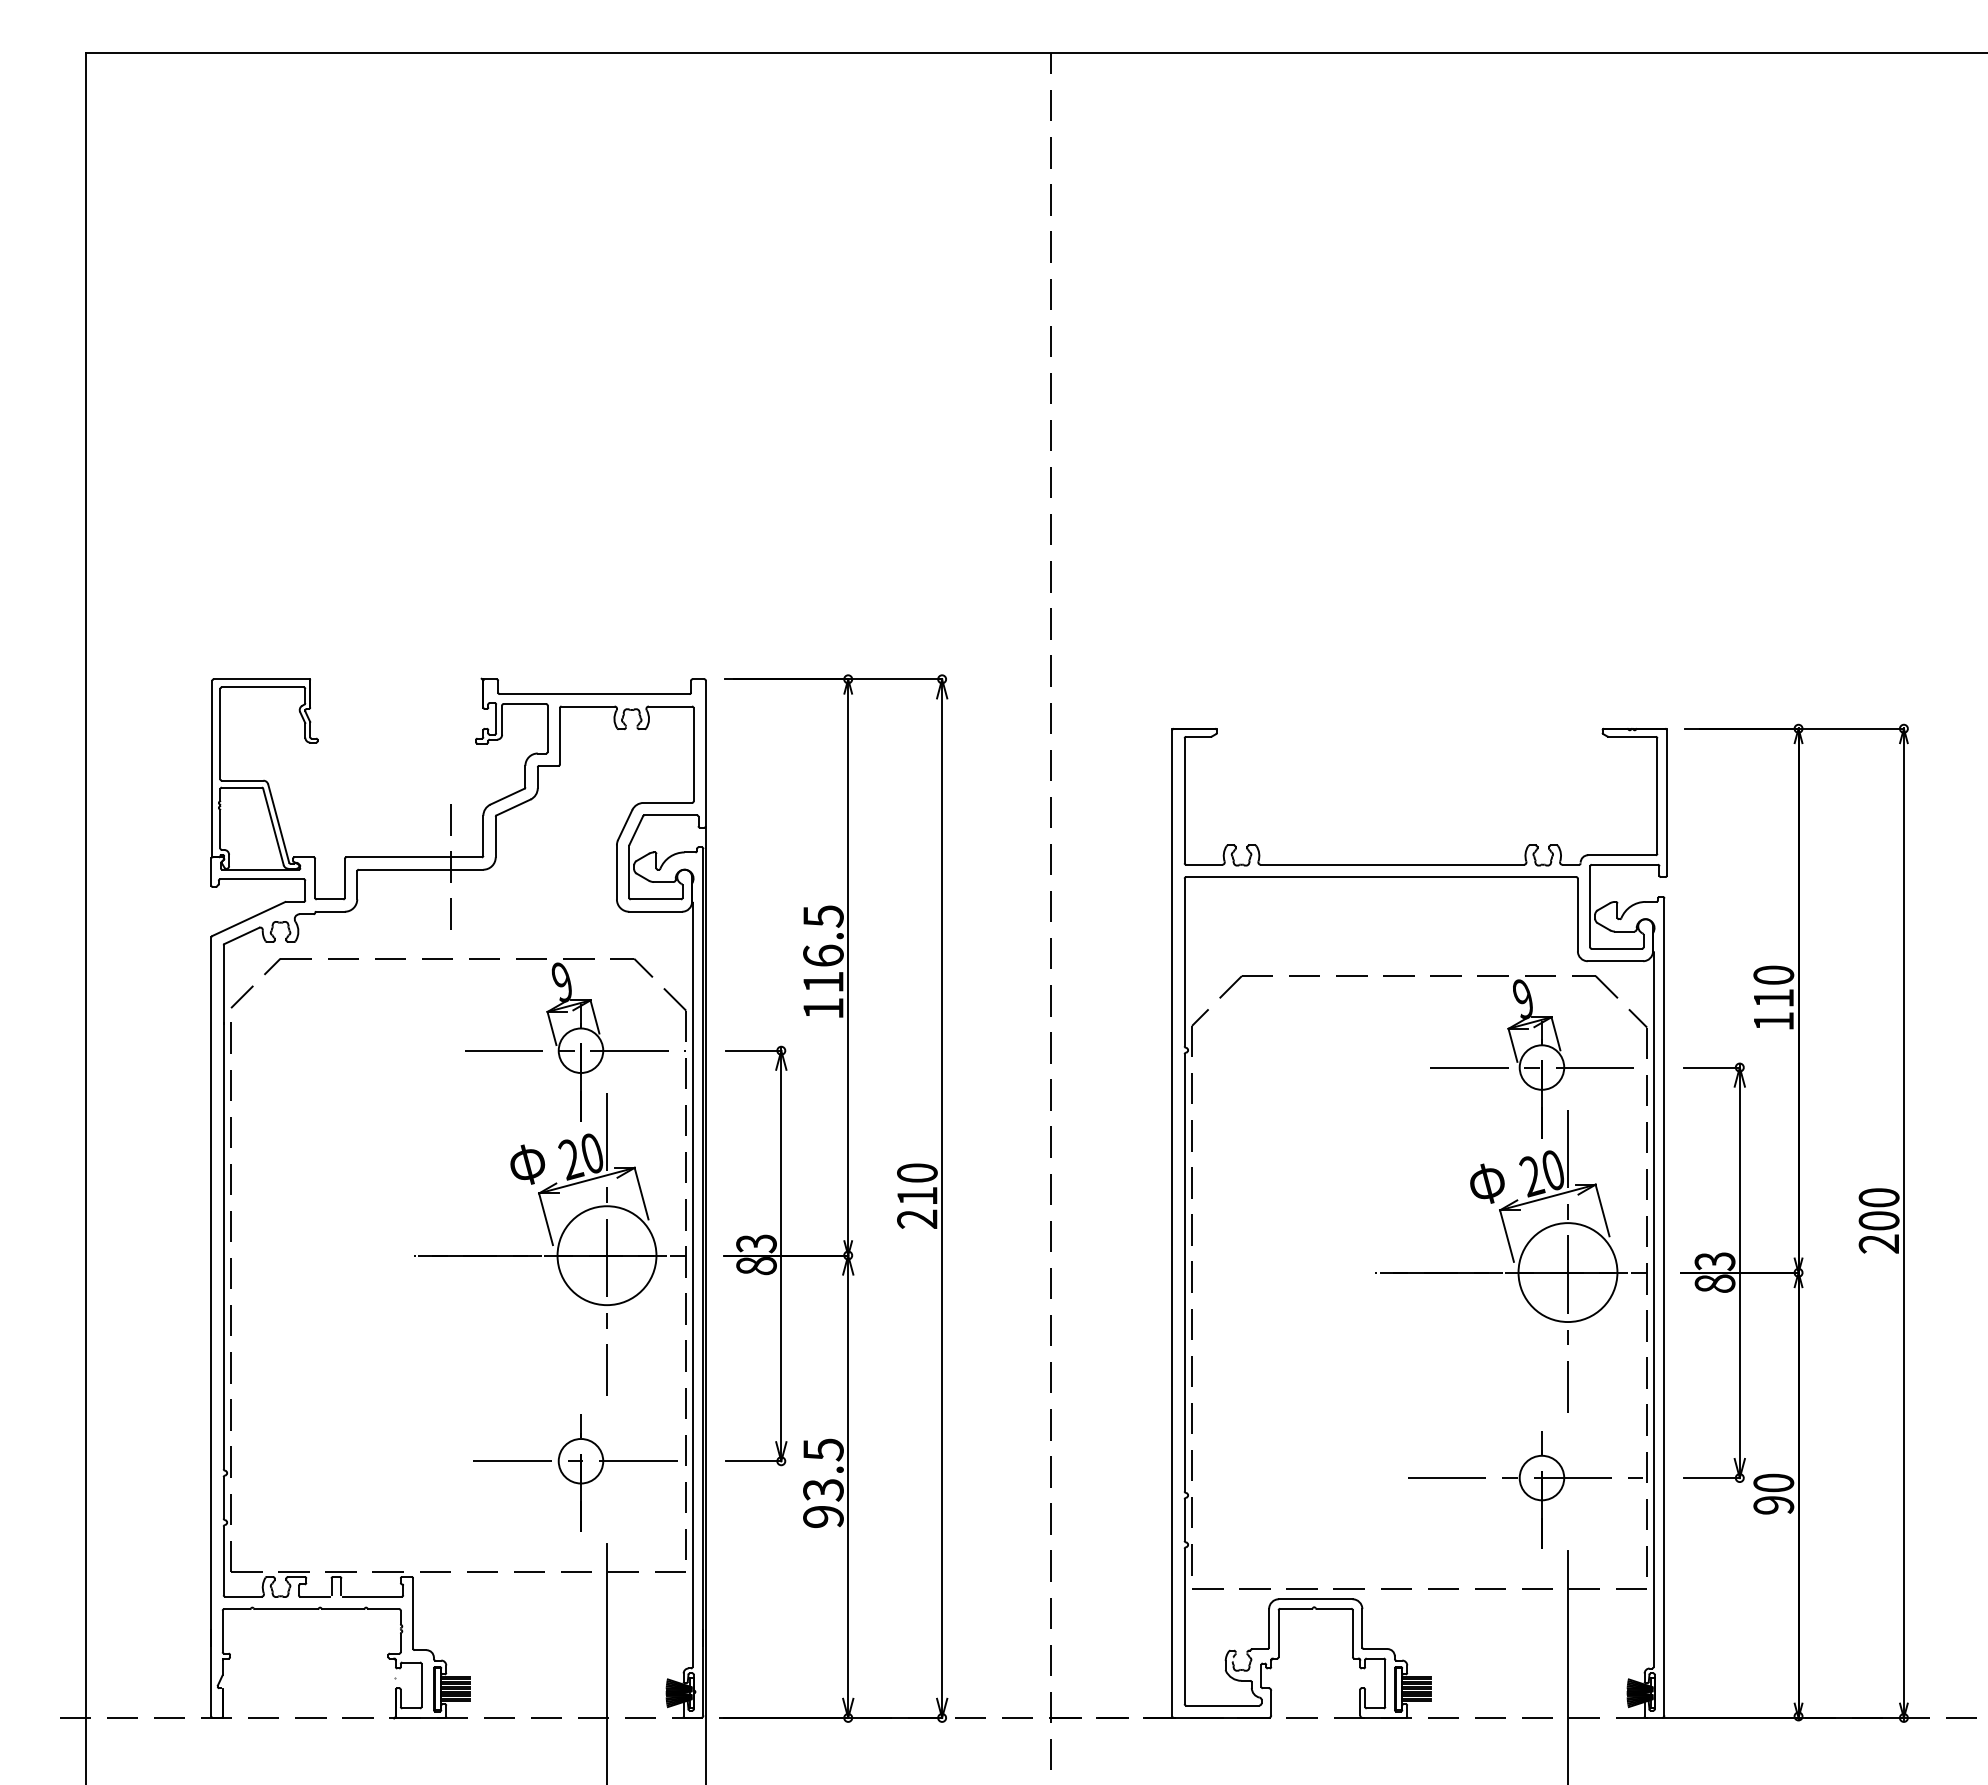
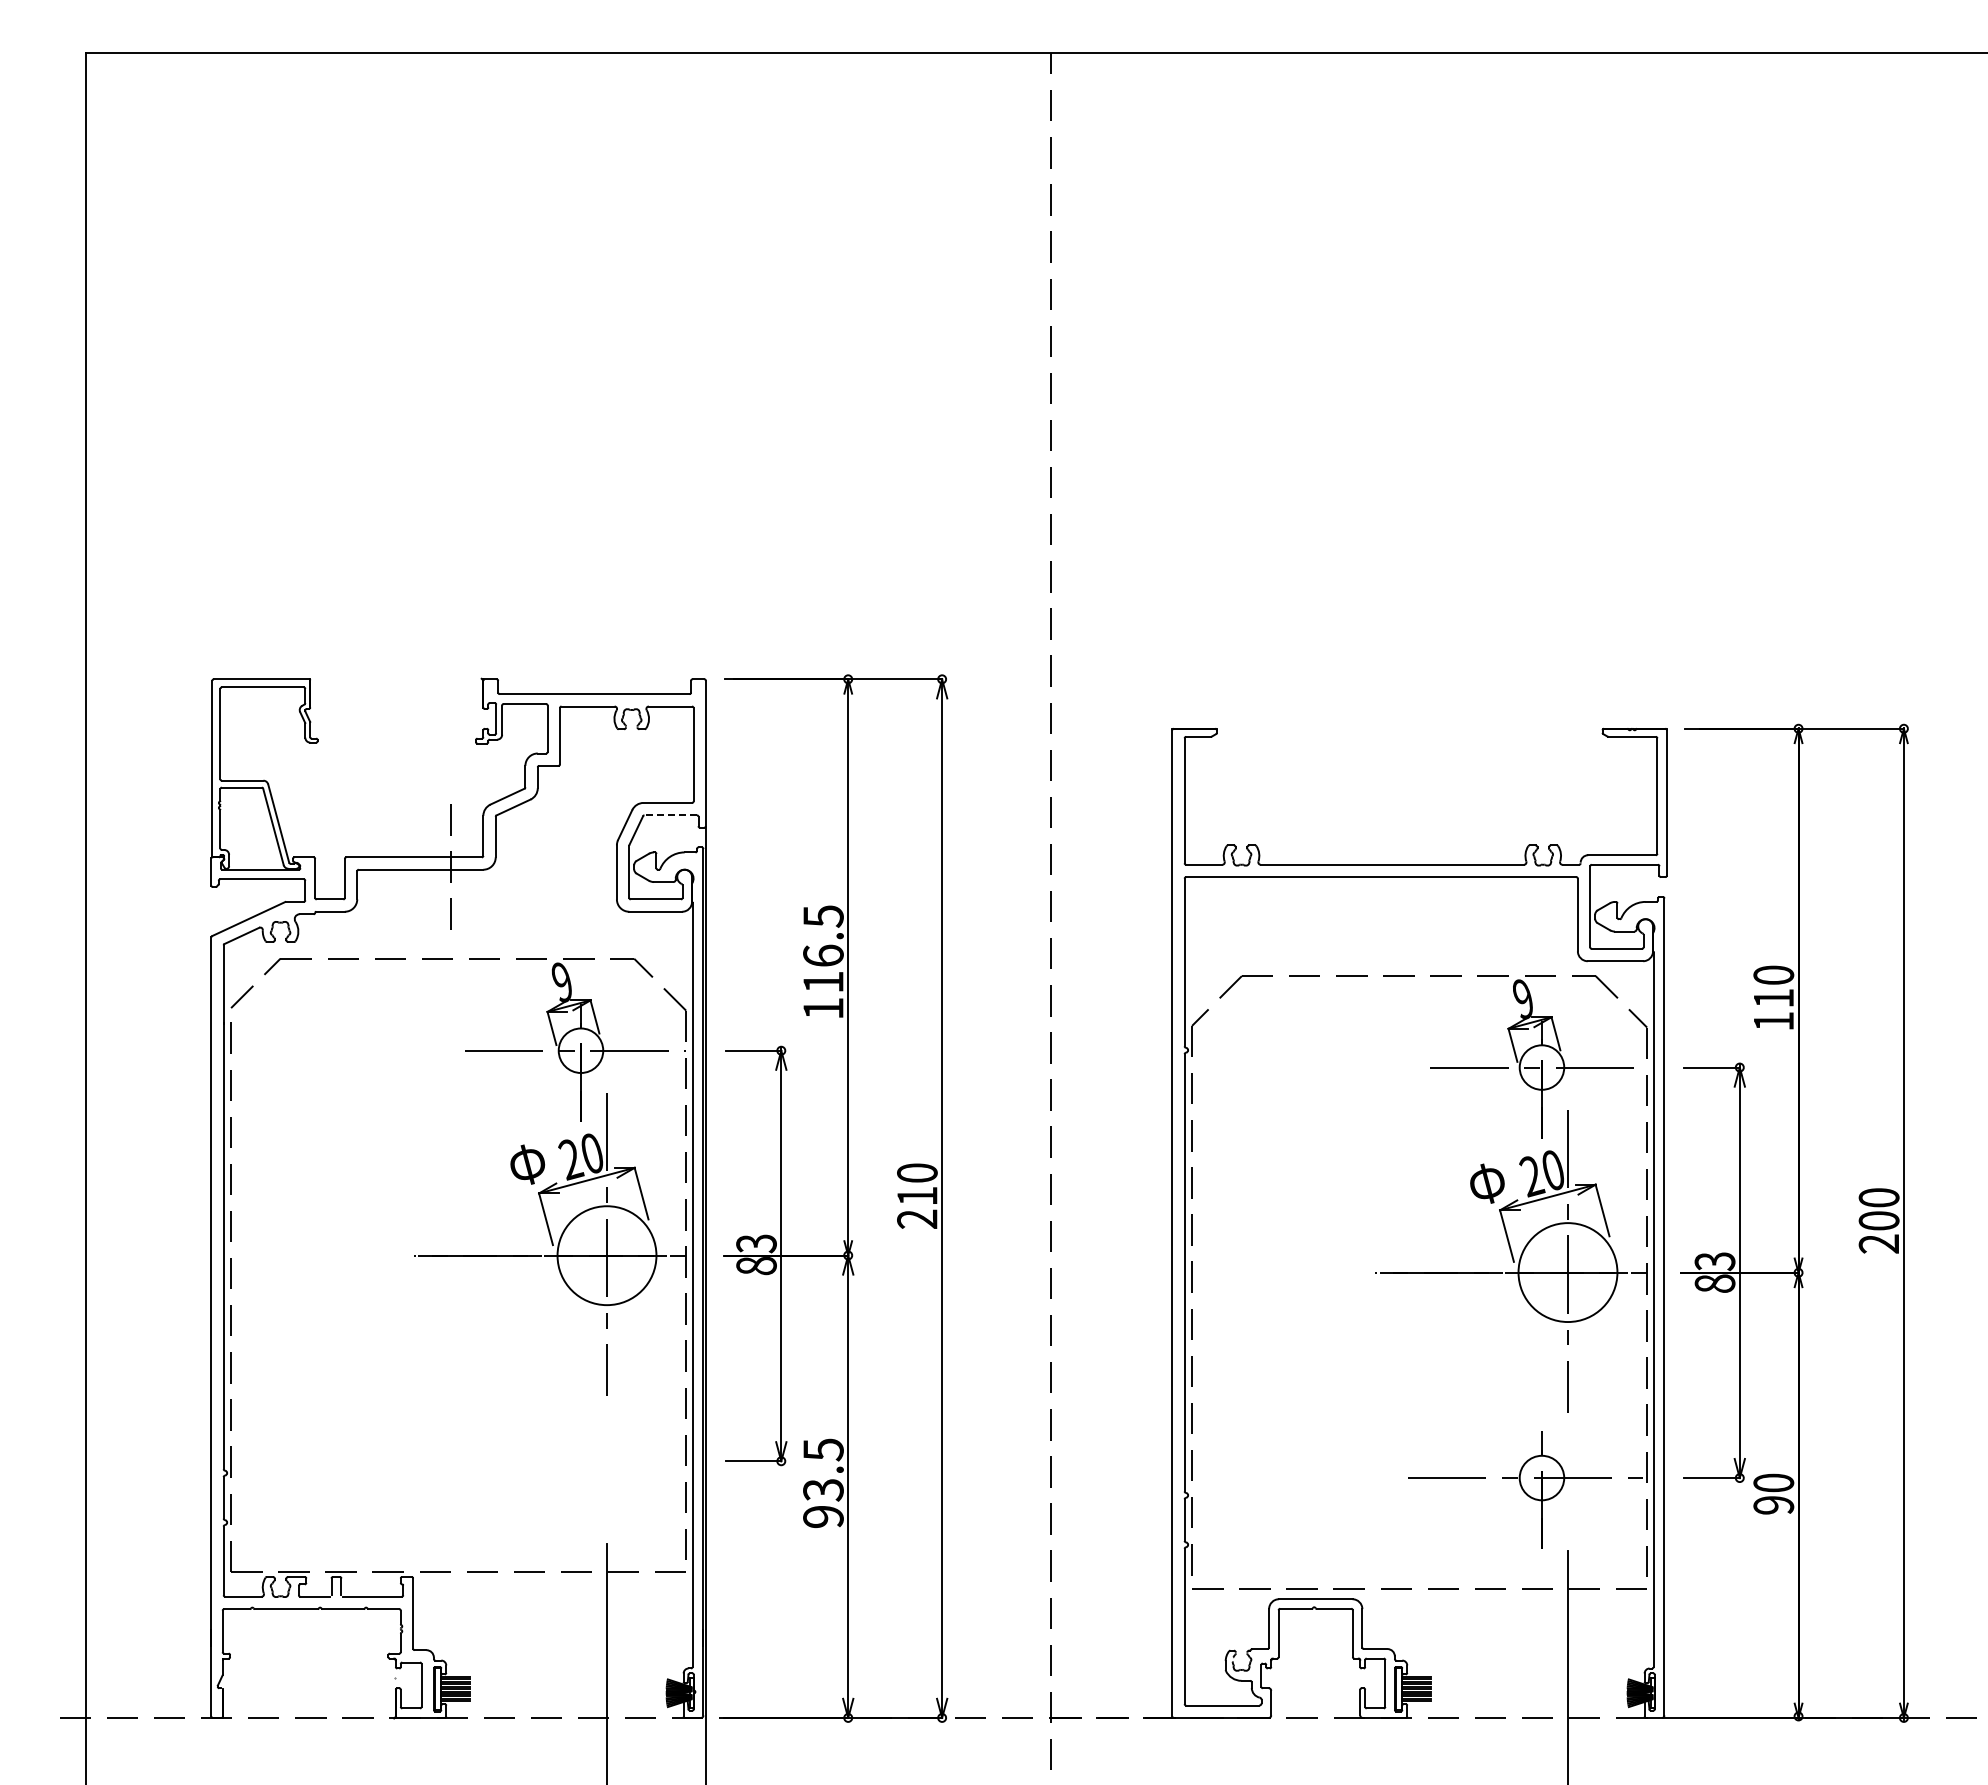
line: solid -> dashed (670, 815)
part: present -> none (575, 1472)
